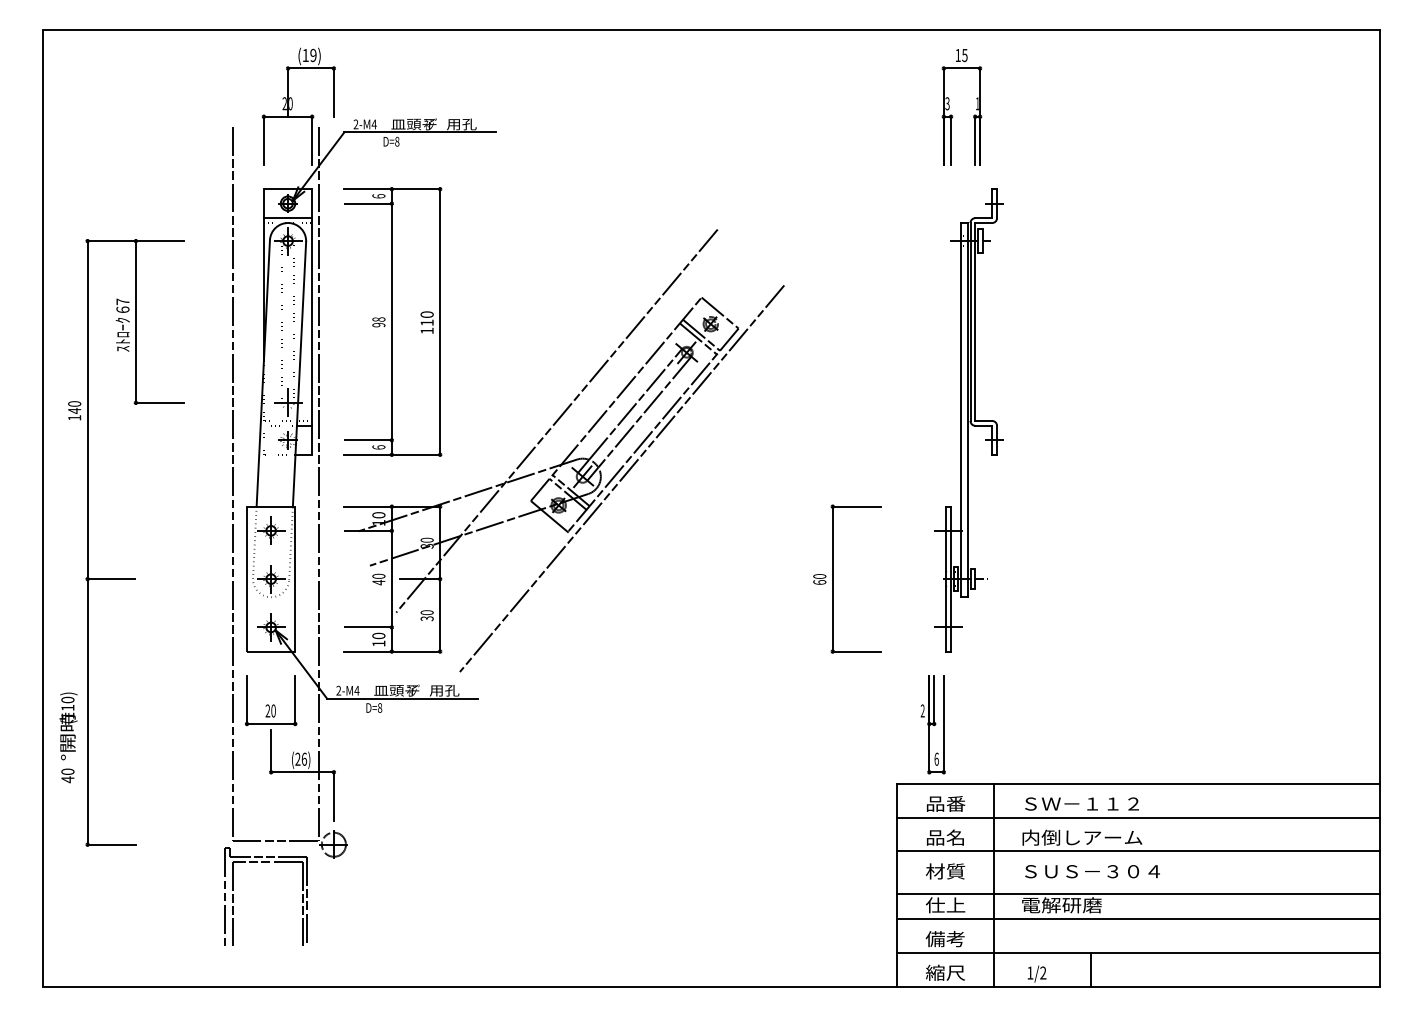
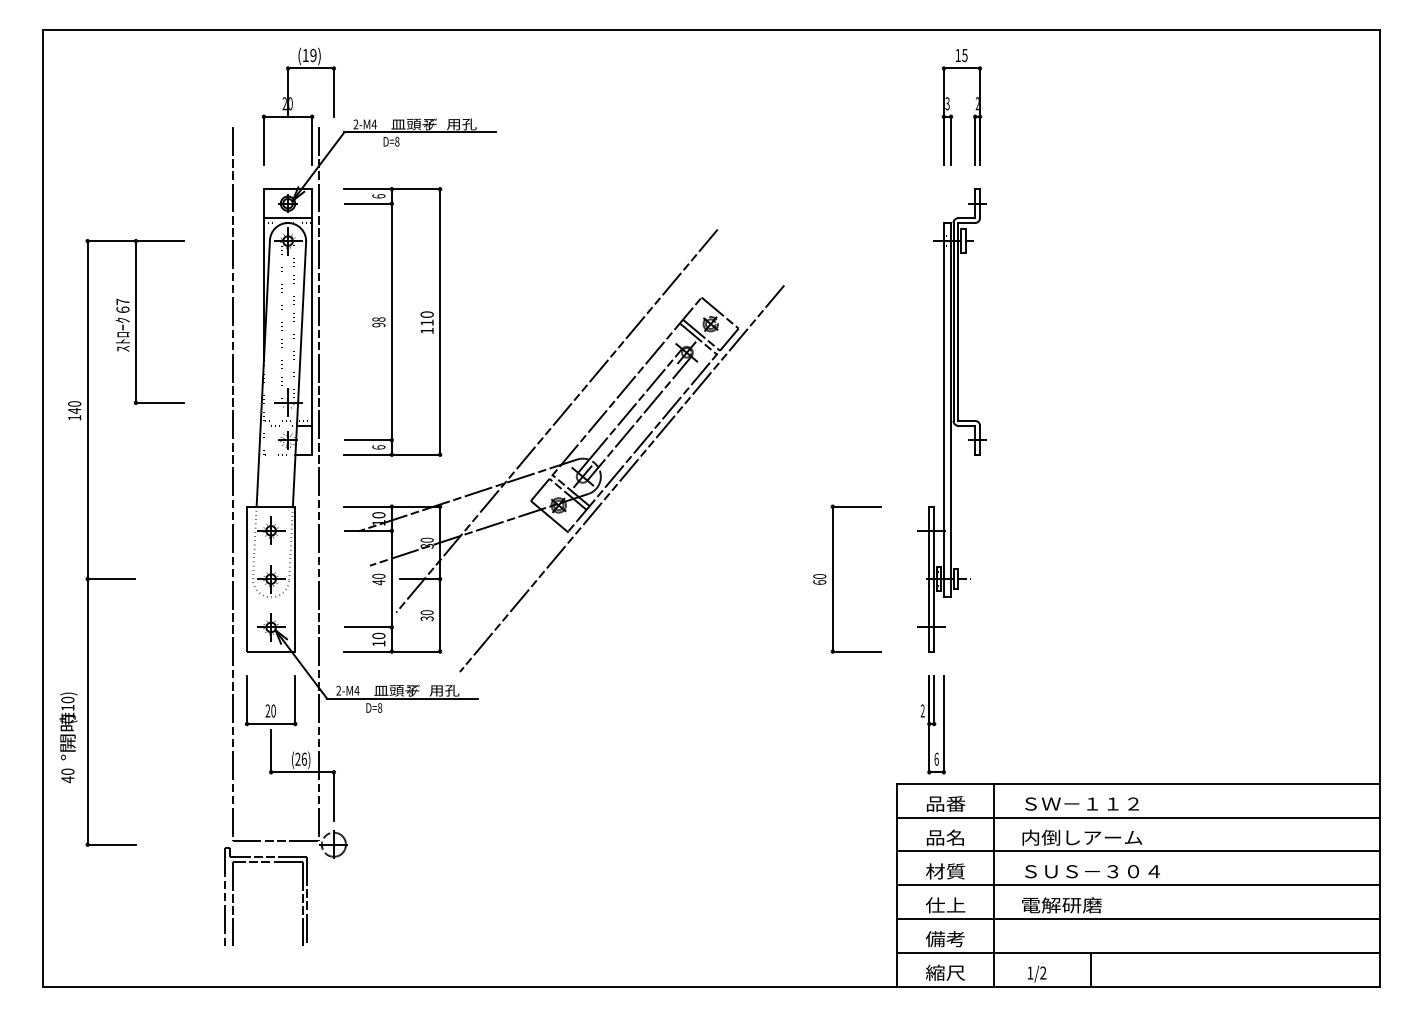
text: 1 -> 2 (976, 103)
part position: (968, 420) -> (951, 420) (951, 420)
line position: (1138, 894) -> (1138, 885) (1138, 885)
